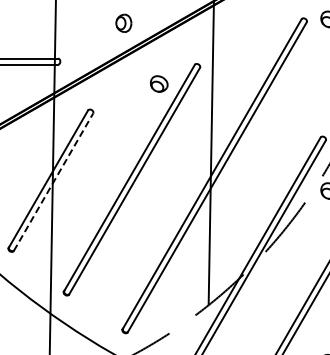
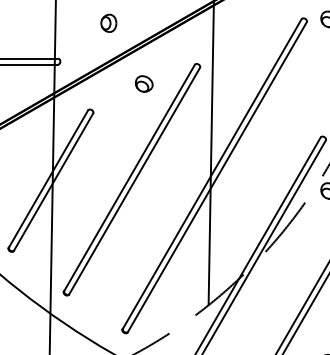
part position: (123, 22) -> (108, 22) (108, 22)
part position: (159, 83) -> (144, 83) (144, 83)
line: dashed -> solid (53, 181)
